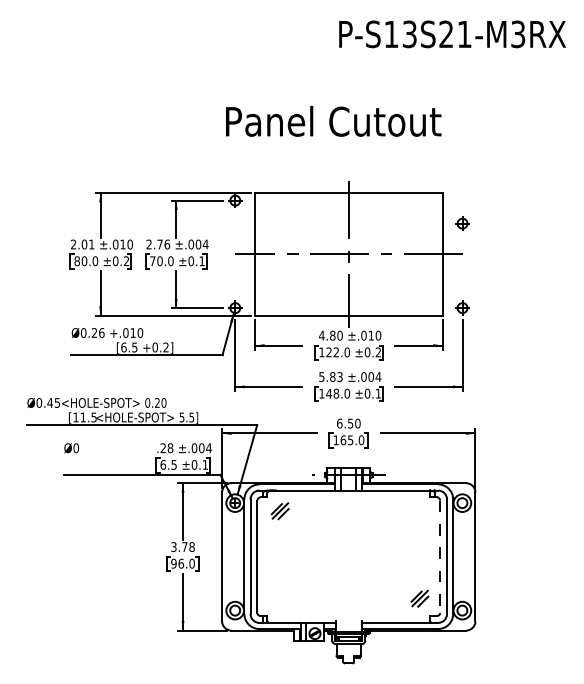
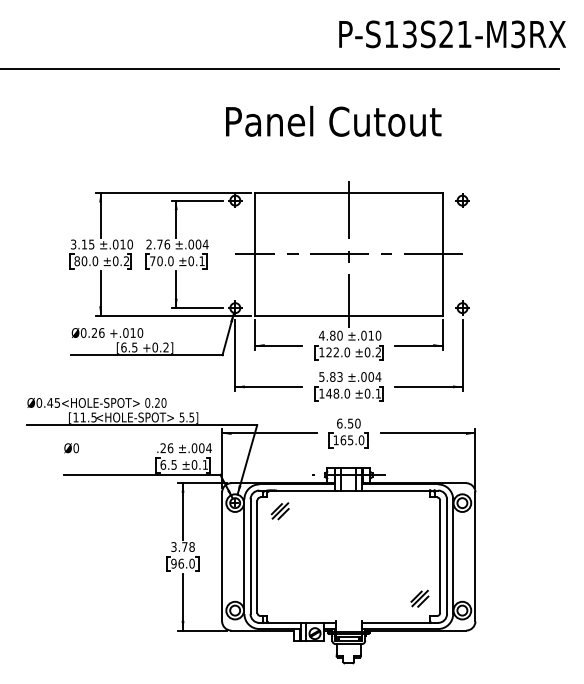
line: none -> present (280, 68)
part position: (462, 223) -> (462, 200) (462, 200)
text: 2.01 -> 3.15 (82, 244)
text: .28 -> .26 (170, 447)
line: dashed -> solid (440, 557)
